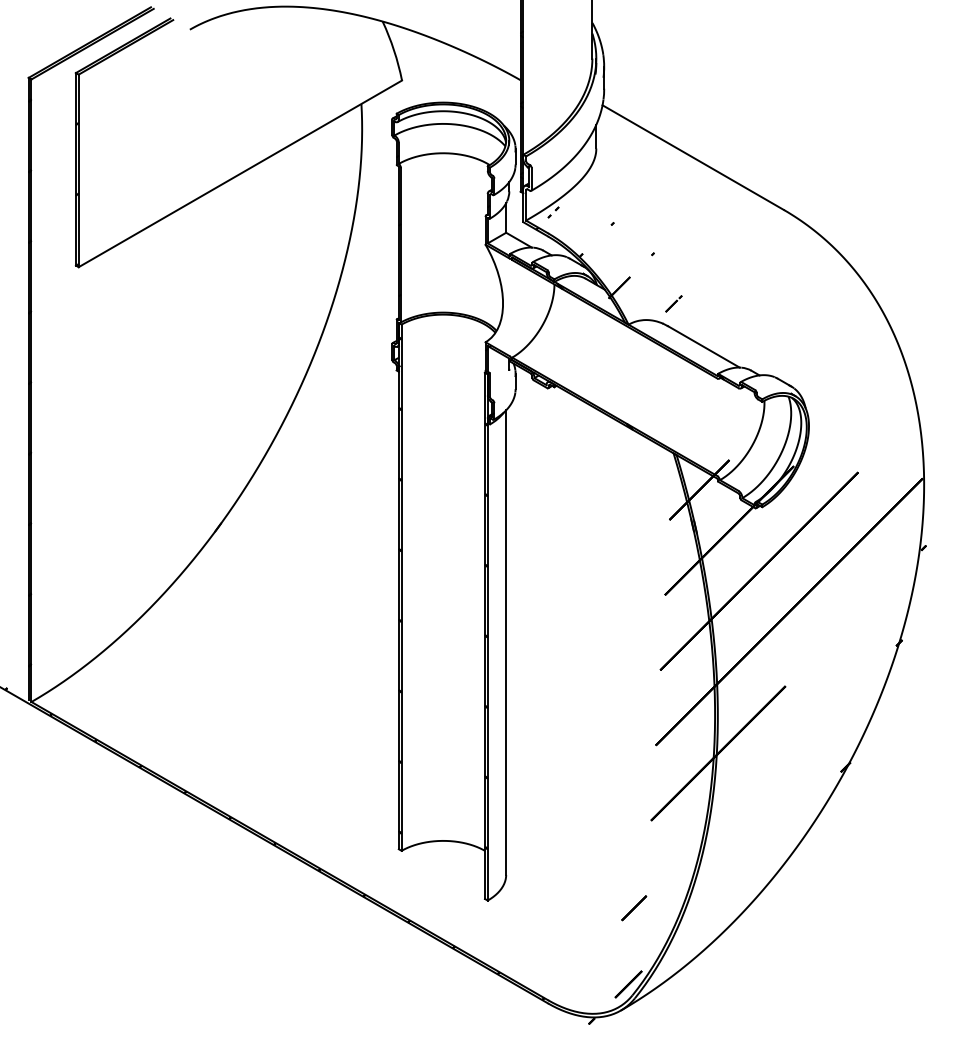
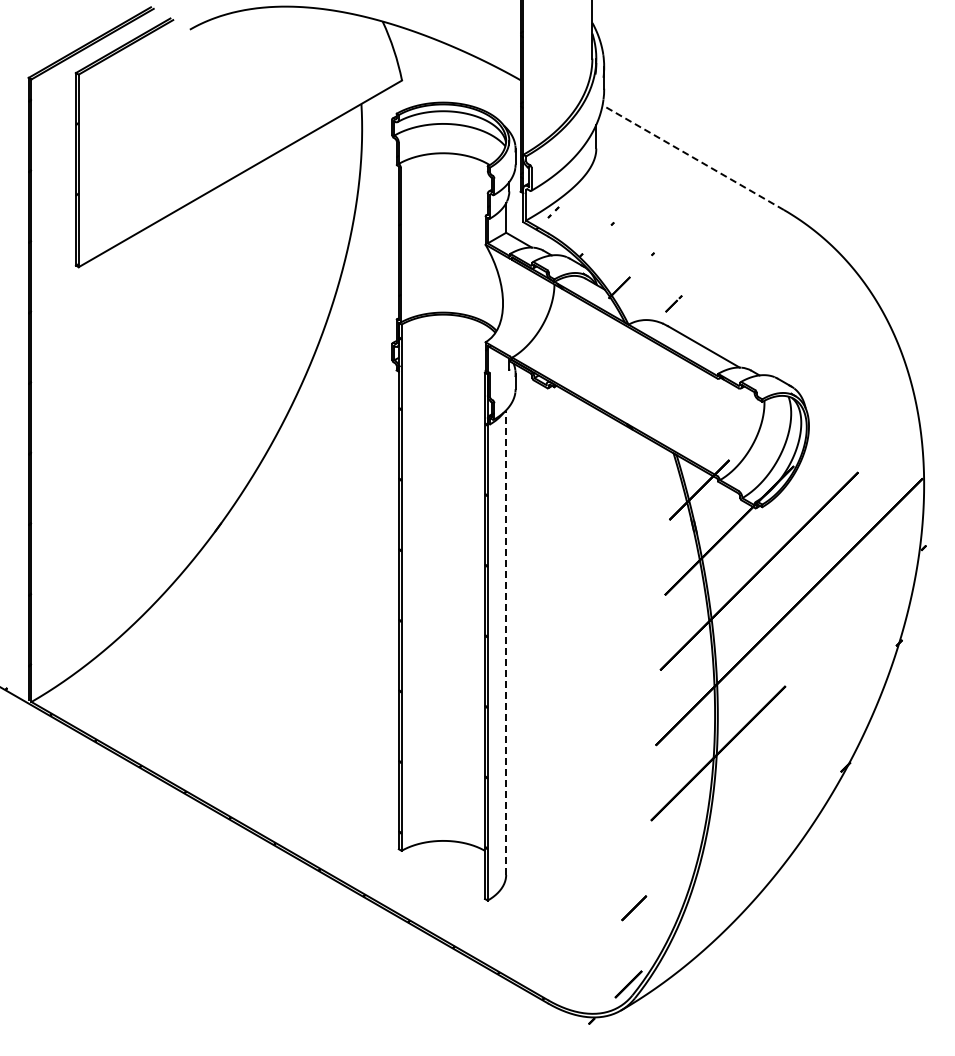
line: solid -> dashed (693, 157)
line: solid -> dashed (506, 642)
